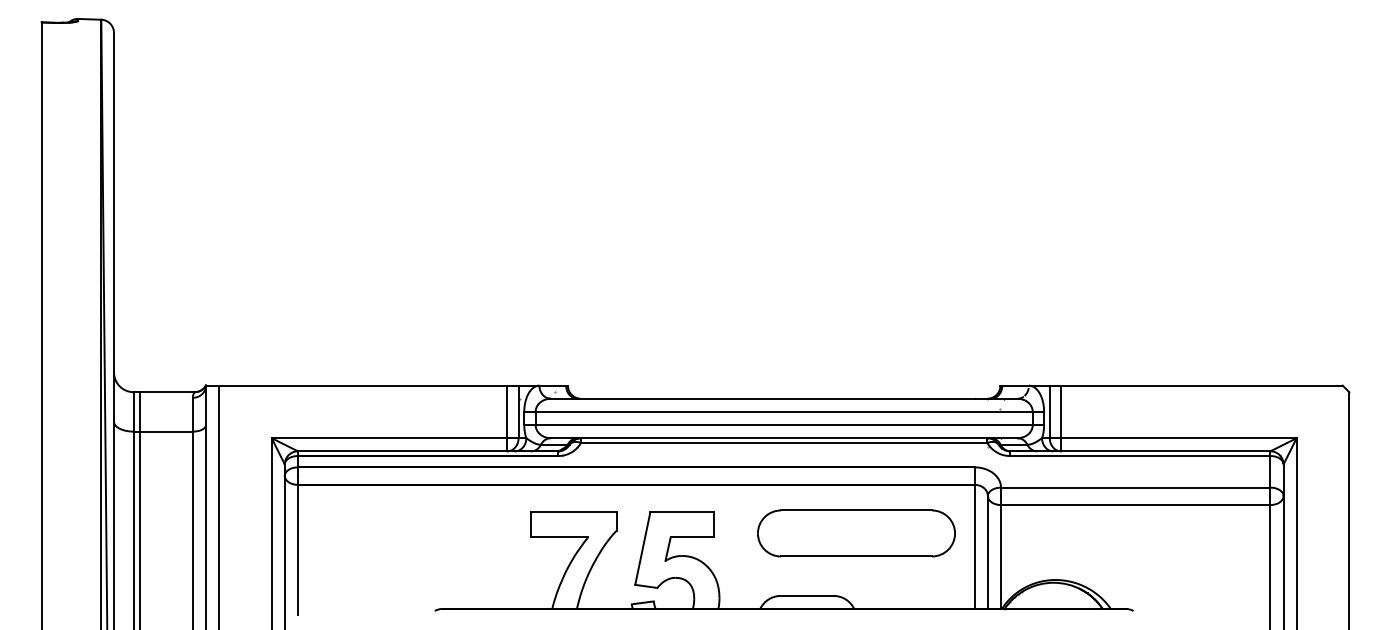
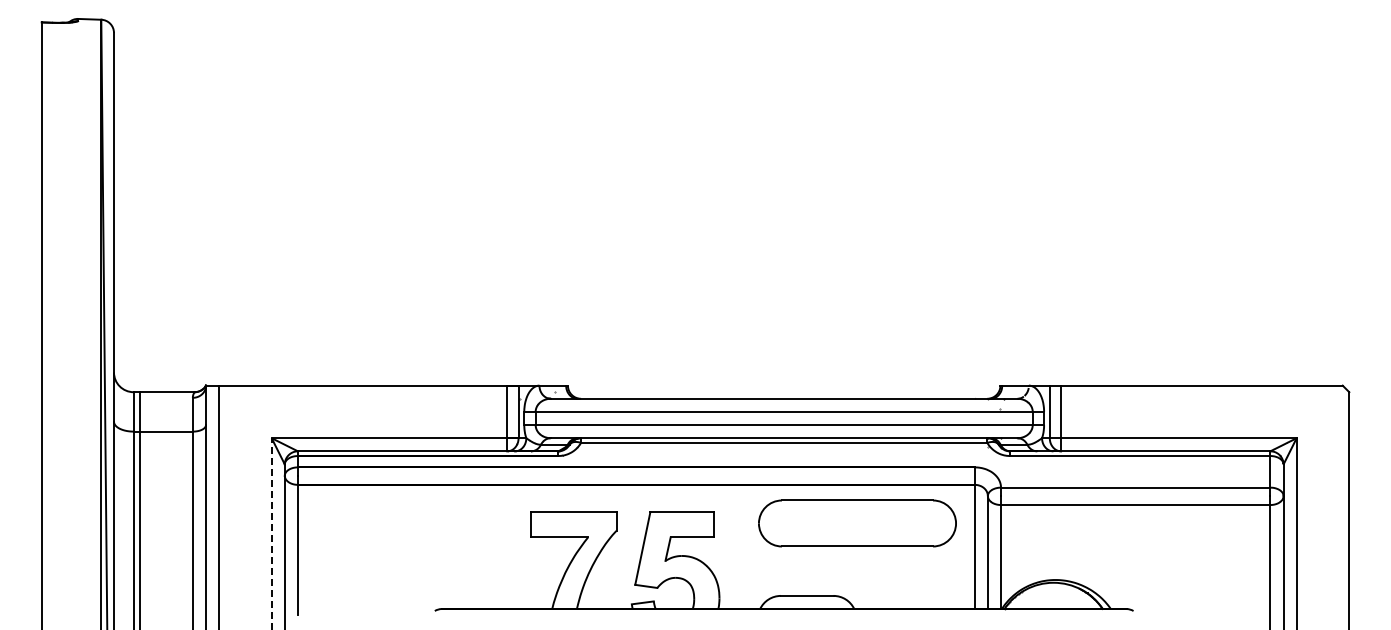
part position: (856, 533) -> (857, 523) (857, 523)
line: solid -> dashed (271, 534)
